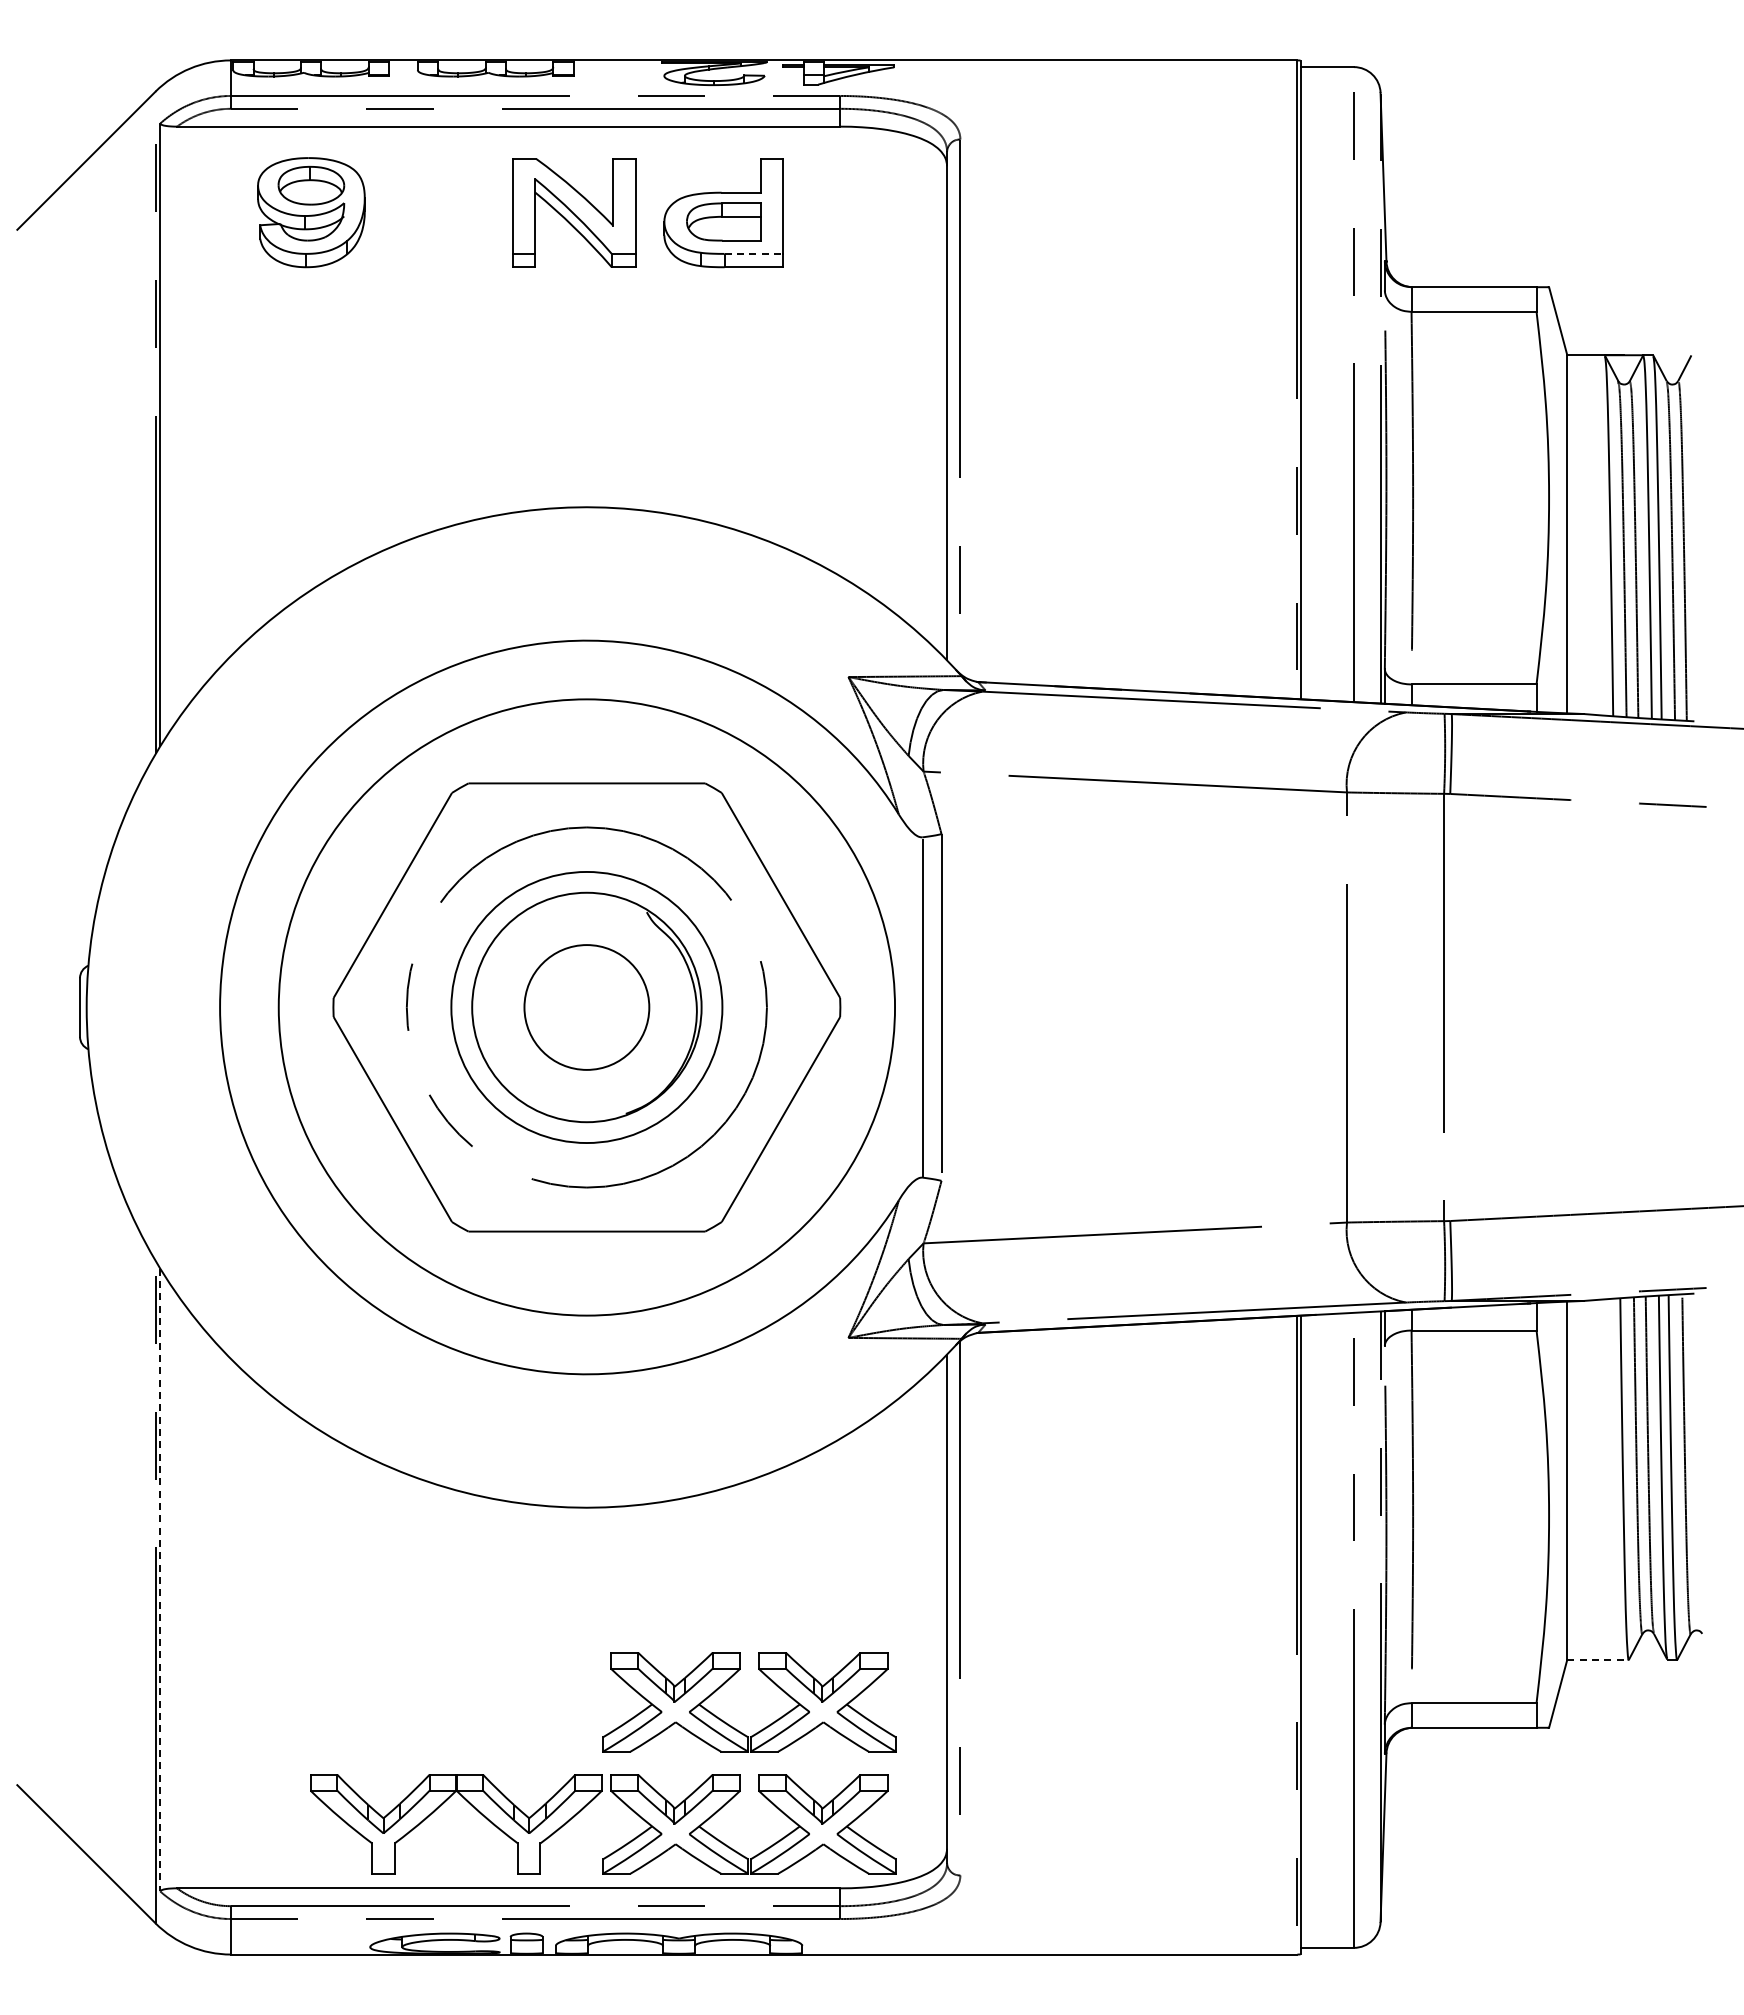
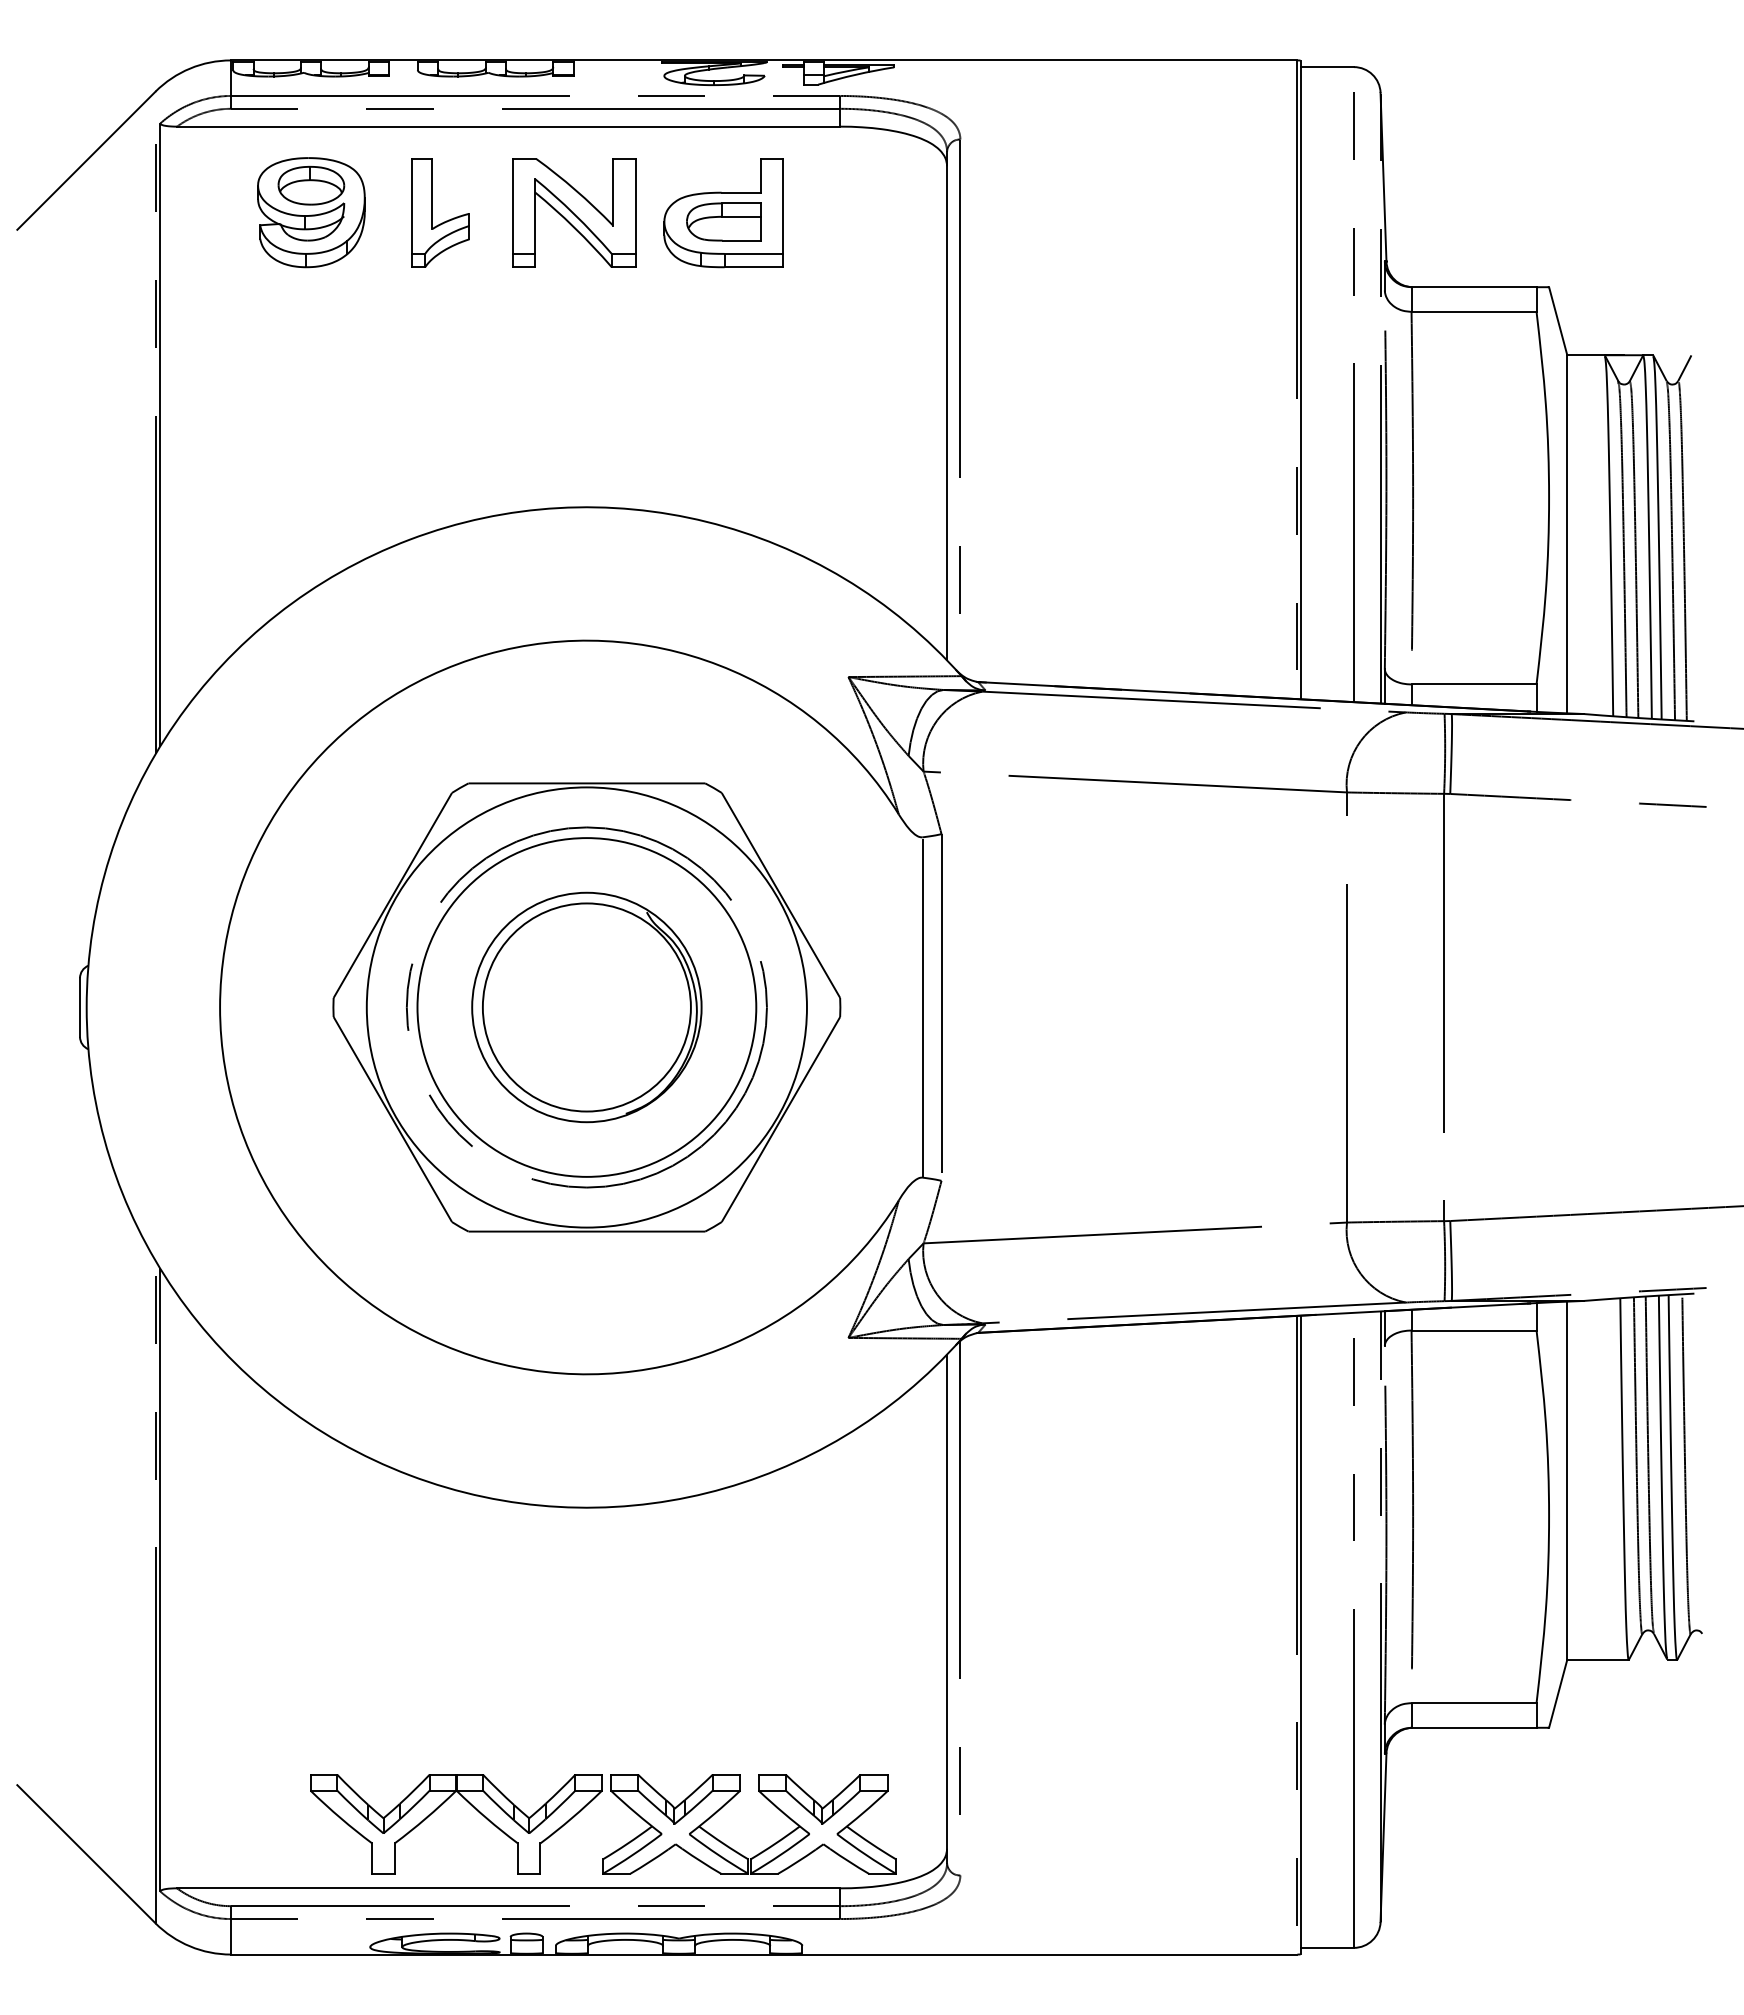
part: none -> present (432, 212)
line: dashed -> solid (754, 253)
circle diameter: 125 px -> 208 px (586, 1007)
circle diameter: 271 px -> 339 px (586, 1007)
circle diameter: 616 px -> 440 px (586, 1007)
line: dashed -> solid (160, 1580)
line: dashed -> solid (1598, 1659)
part: present -> none (734, 1727)
